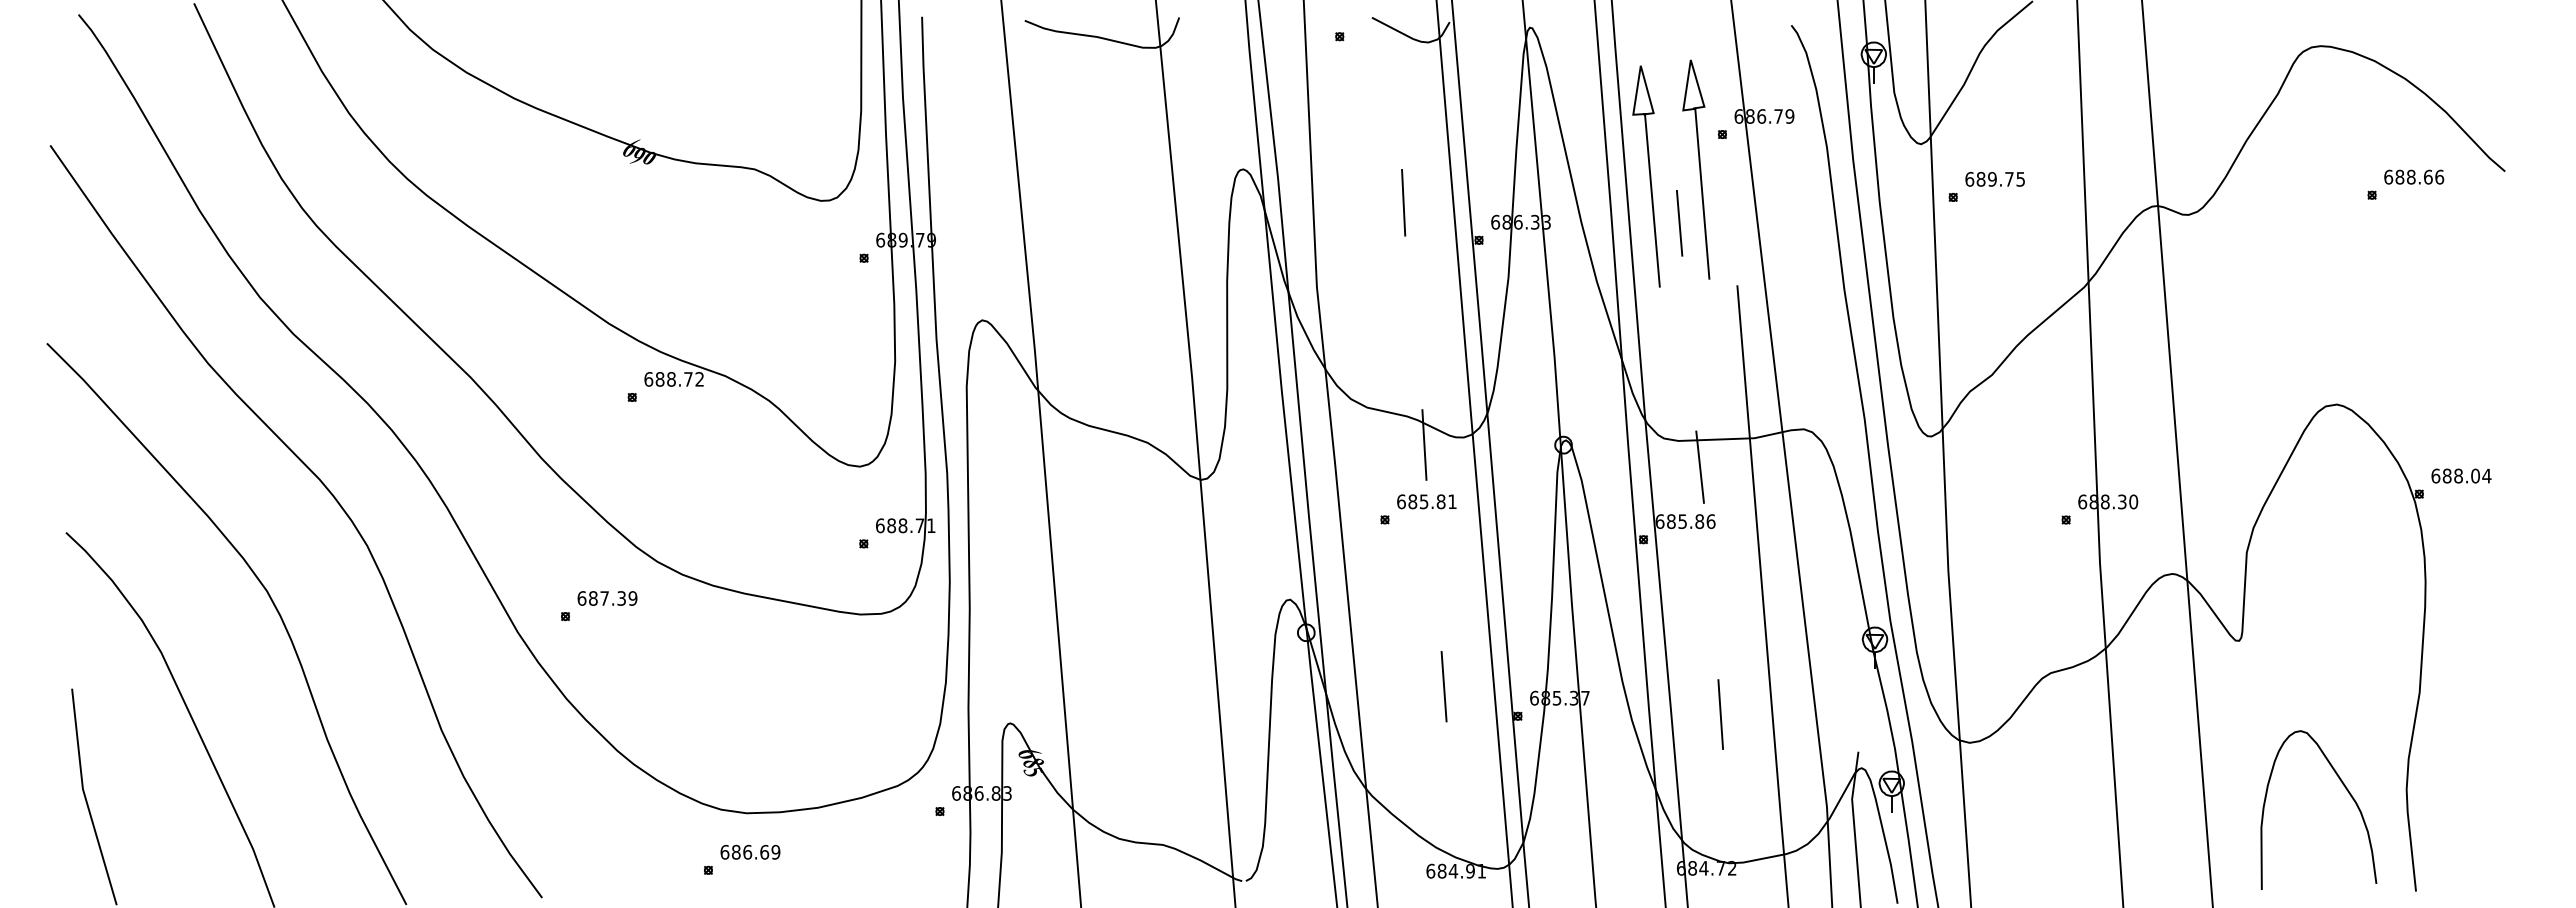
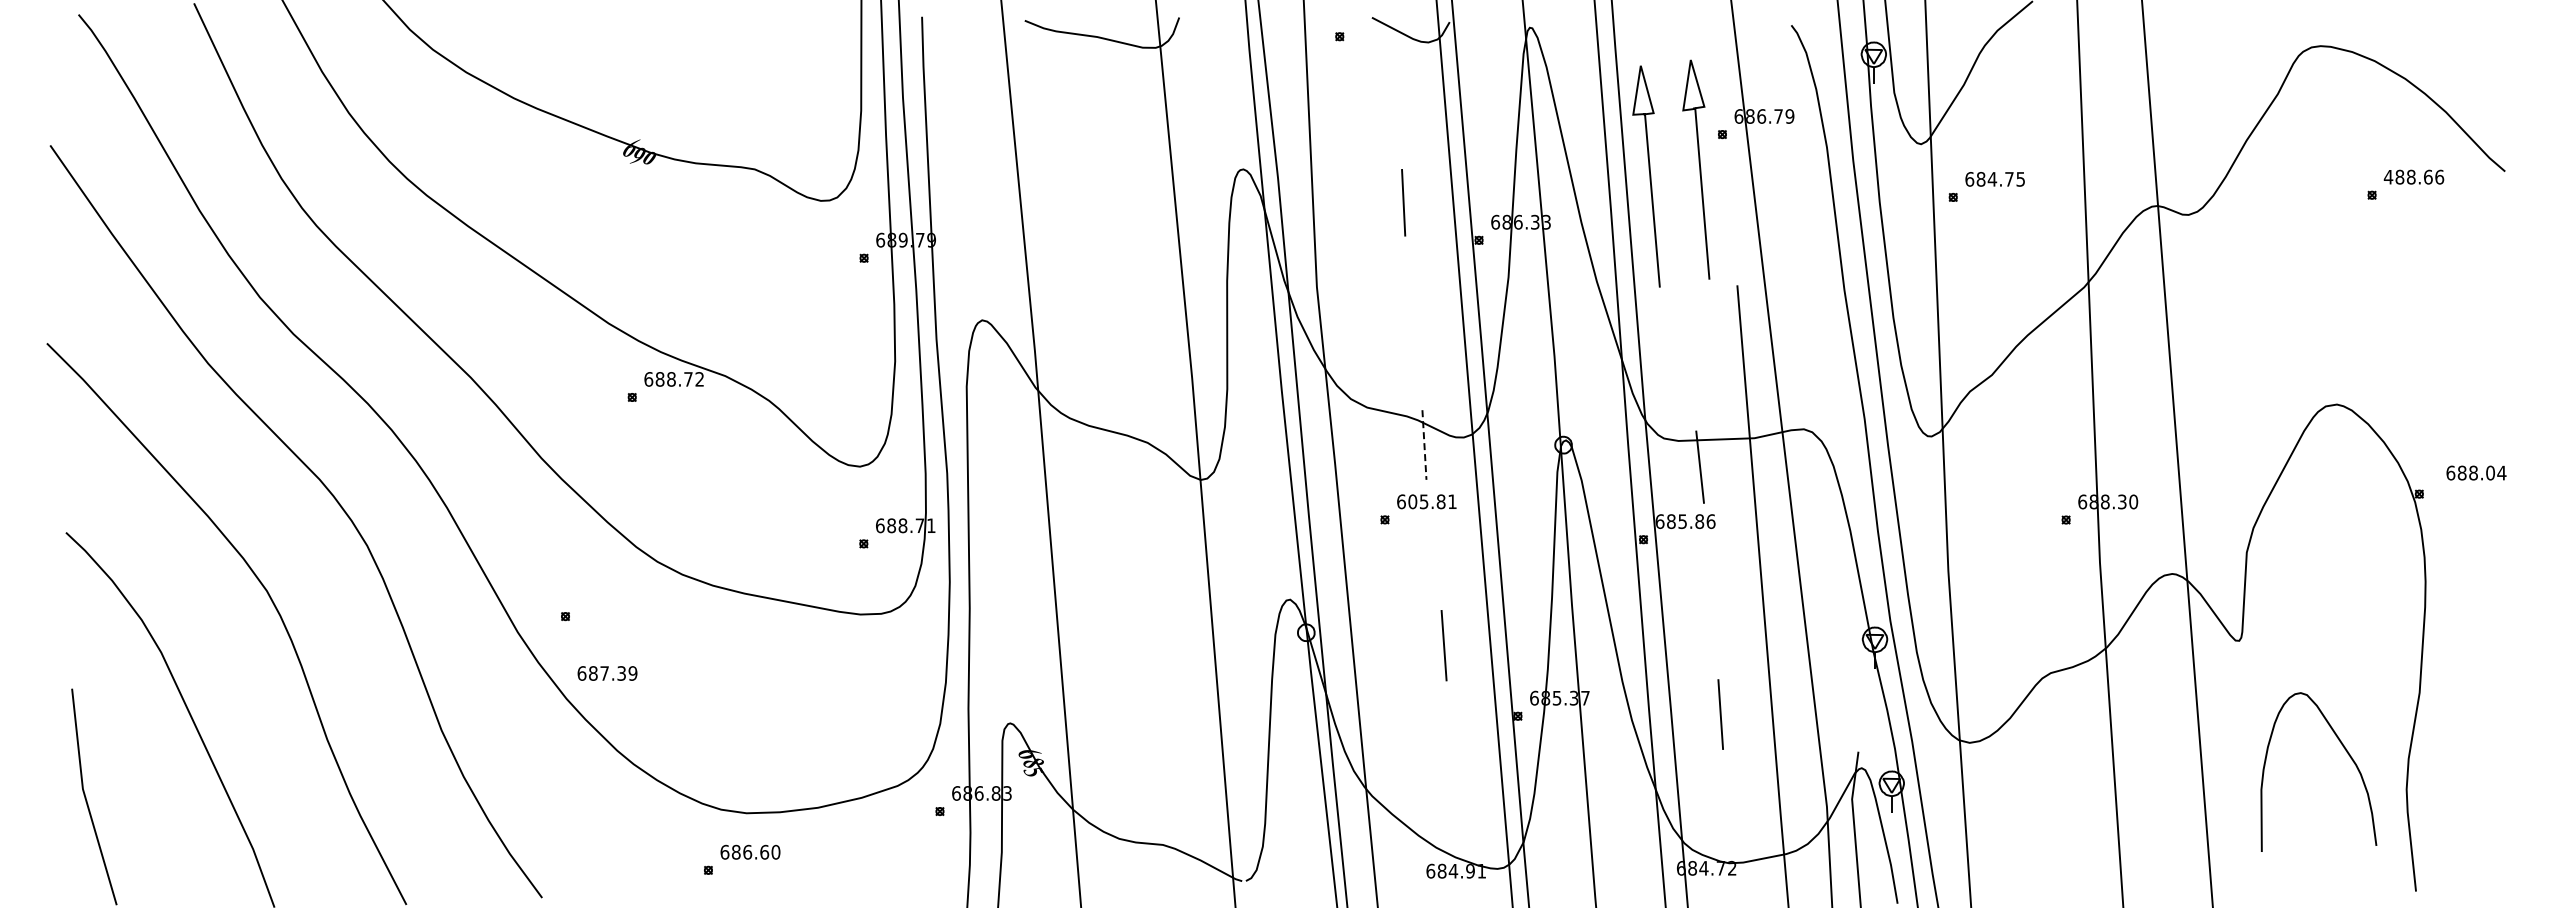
text: 688.66 -> 488.66 (2388, 176)
text: 689.75 -> 684.75 (1992, 179)
line: present -> none (1679, 222)
line: solid -> dashed (1424, 445)
text position: (2461, 475) -> (2476, 472) (2476, 472)
text: 685.81 -> 605.81 (1412, 501)
text position: (607, 598) -> (607, 673) (607, 673)
line position: (1443, 686) -> (1443, 645) (1443, 645)
curve position: (2346, 790) -> (2346, 752) (2346, 752)
text: 686.69 -> 686.60 (775, 852)
